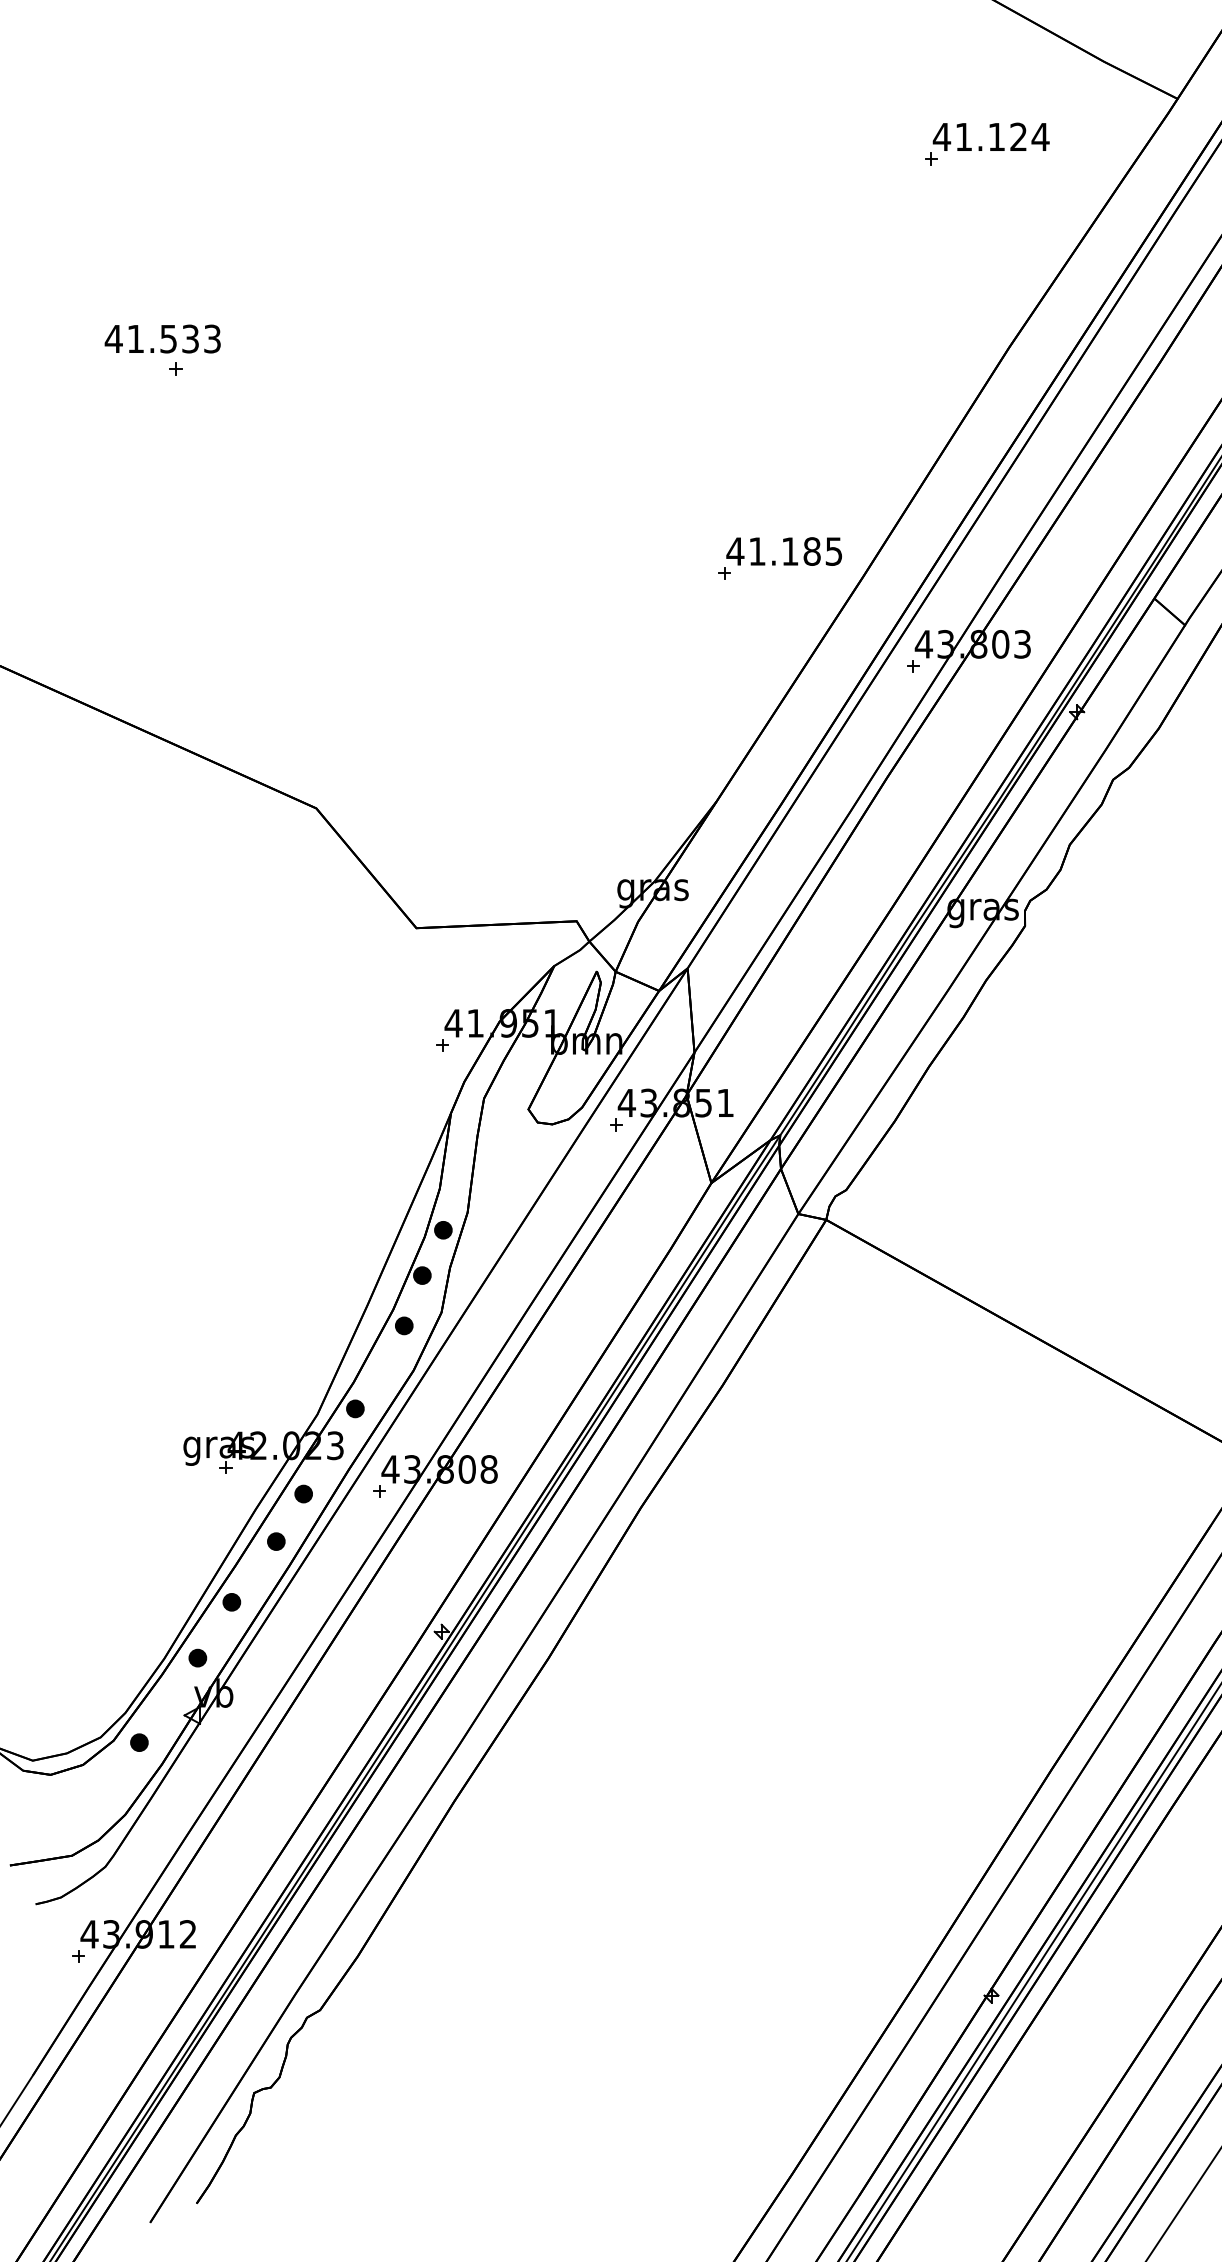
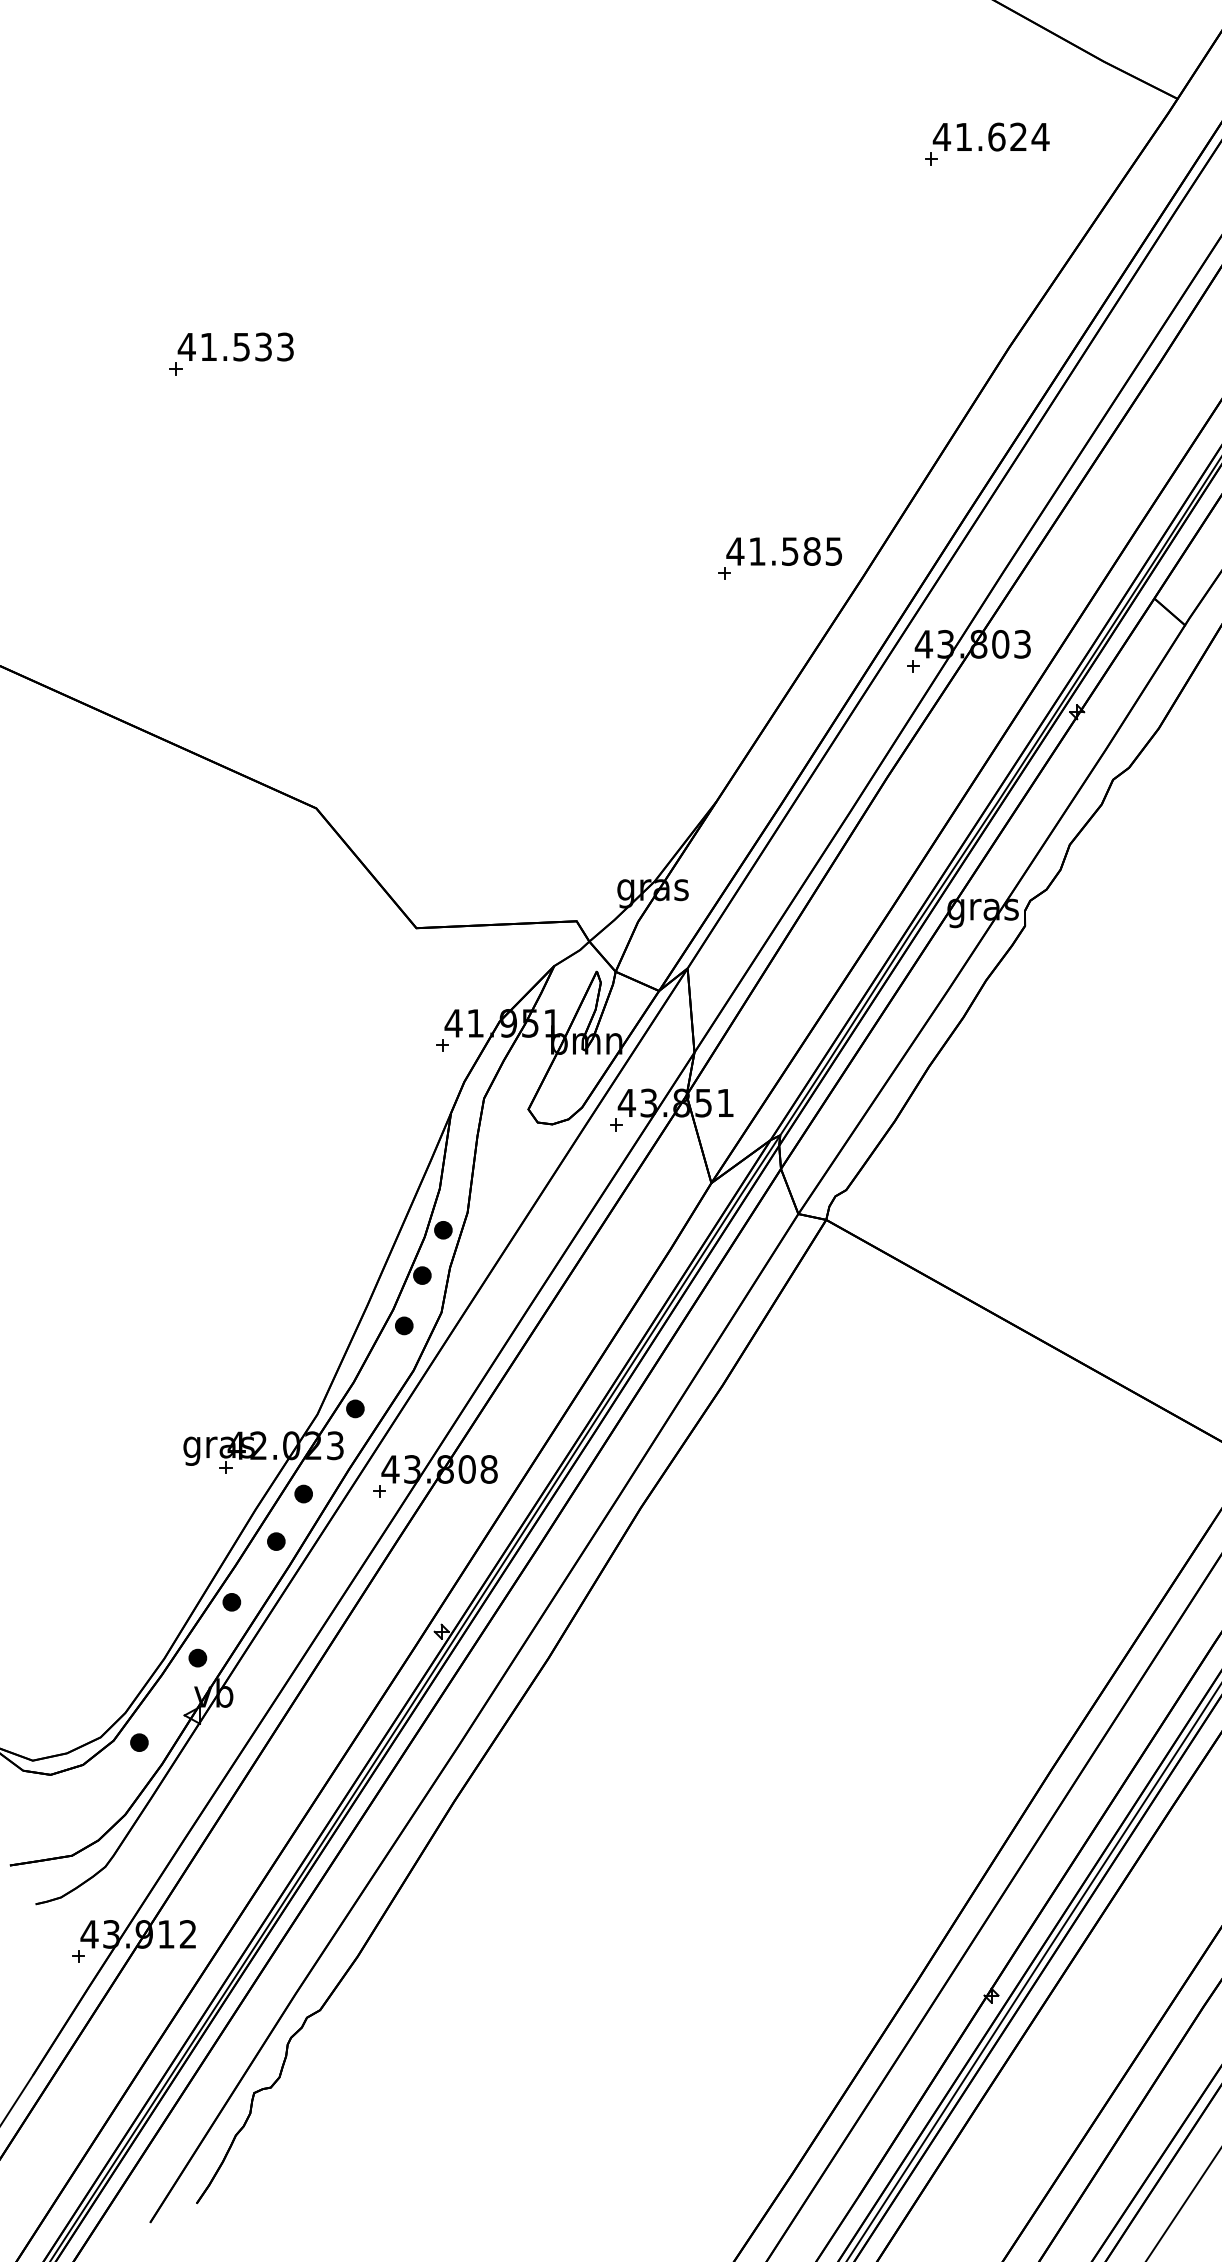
text: 41.124 -> 41.624 (996, 136)
text position: (162, 338) -> (235, 346) (235, 346)
text: 41.185 -> 41.585 (790, 551)
